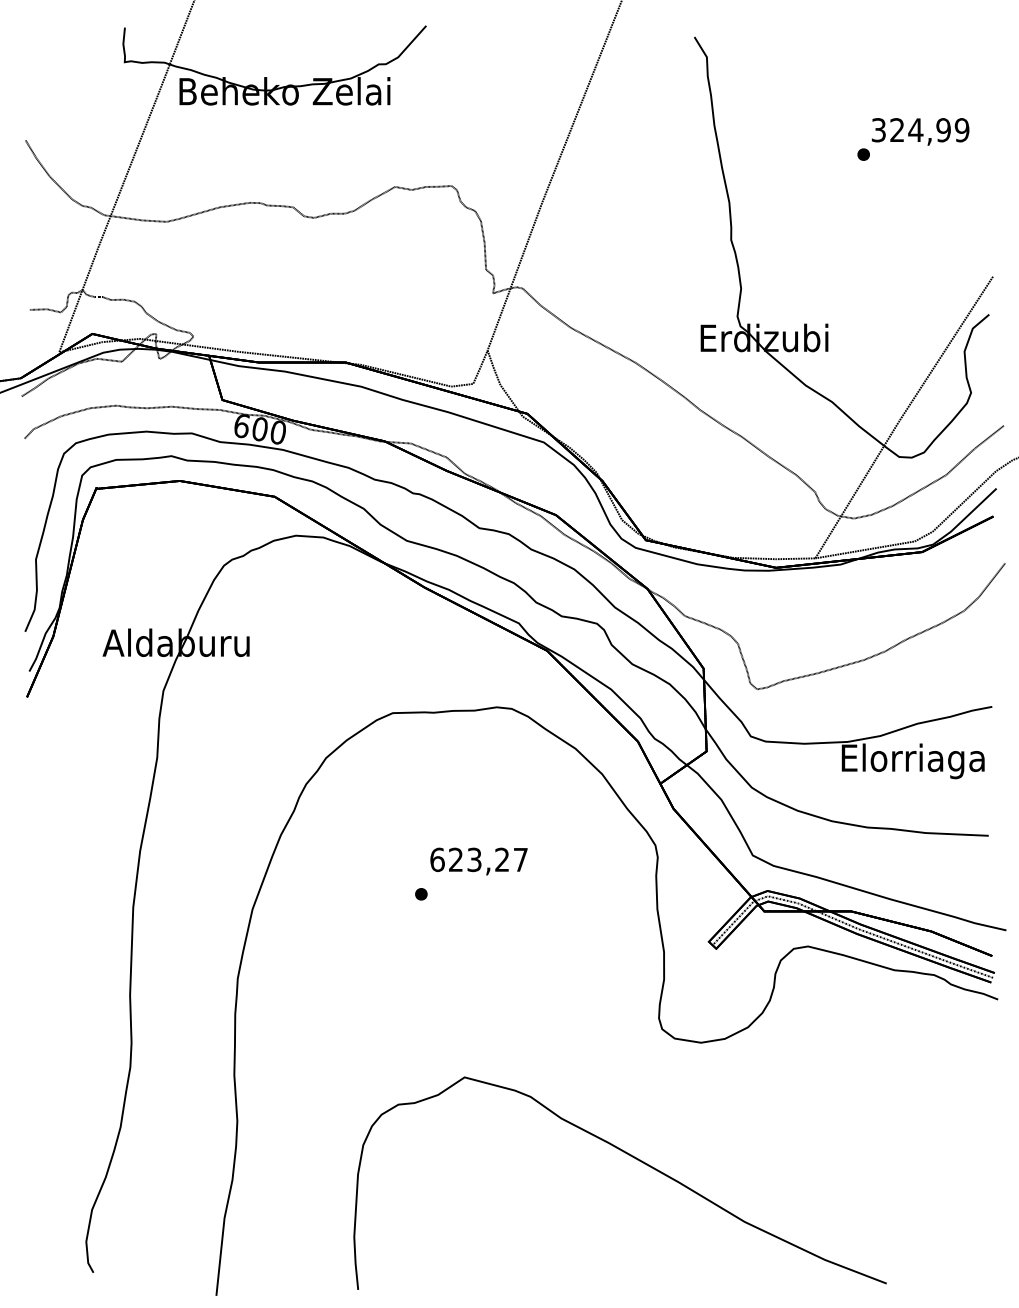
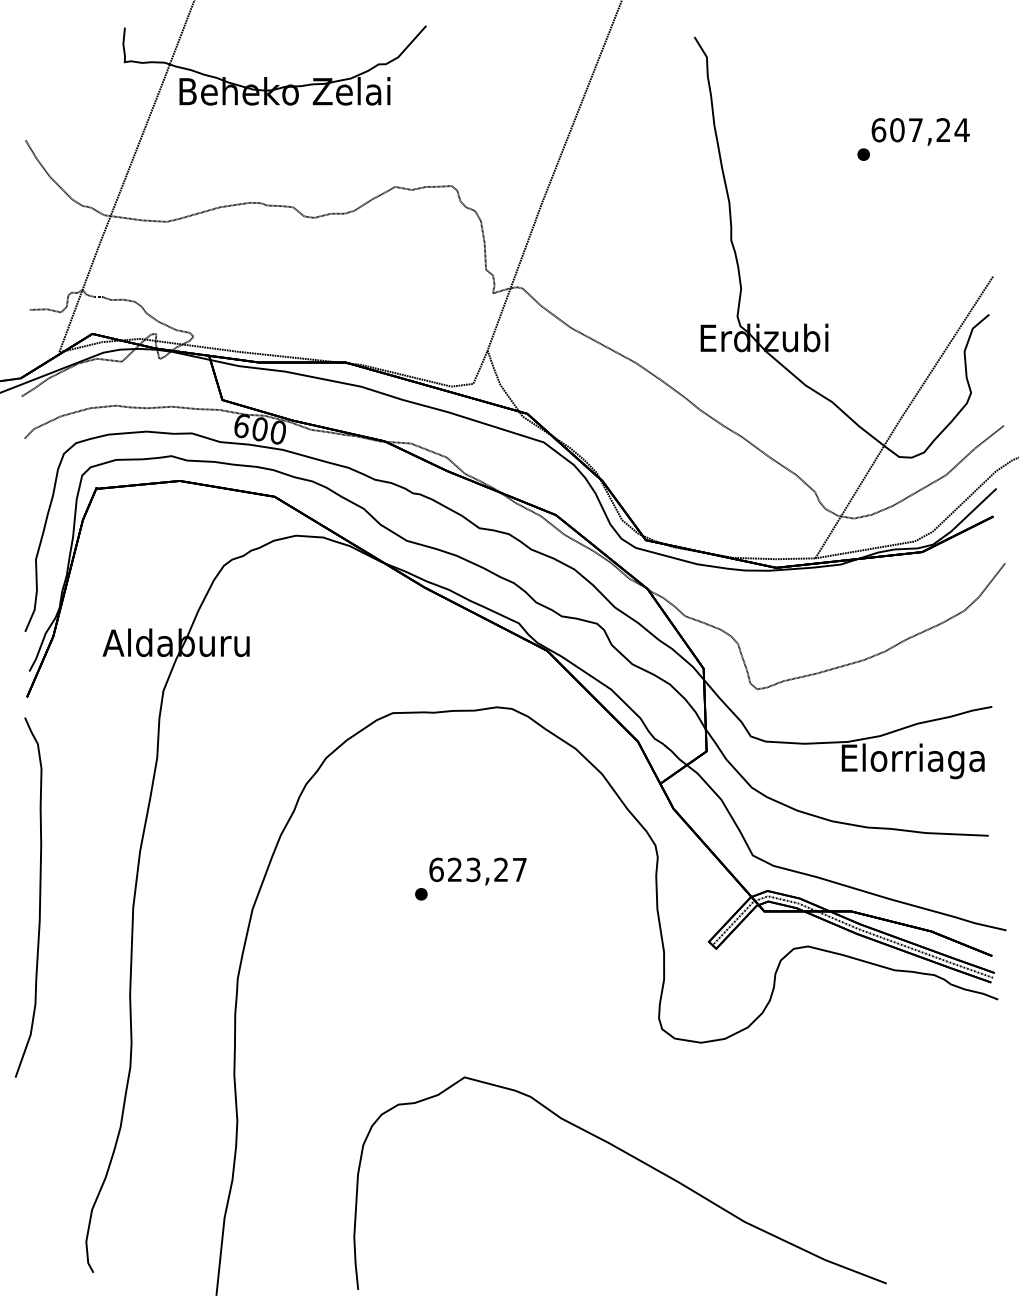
text: 324,99 -> 607,24 (920, 130)
text position: (478, 861) -> (477, 871) (477, 871)
curve: none -> present (39, 897)
